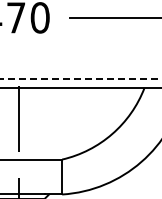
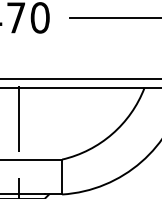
line: dashed -> solid (80, 79)
